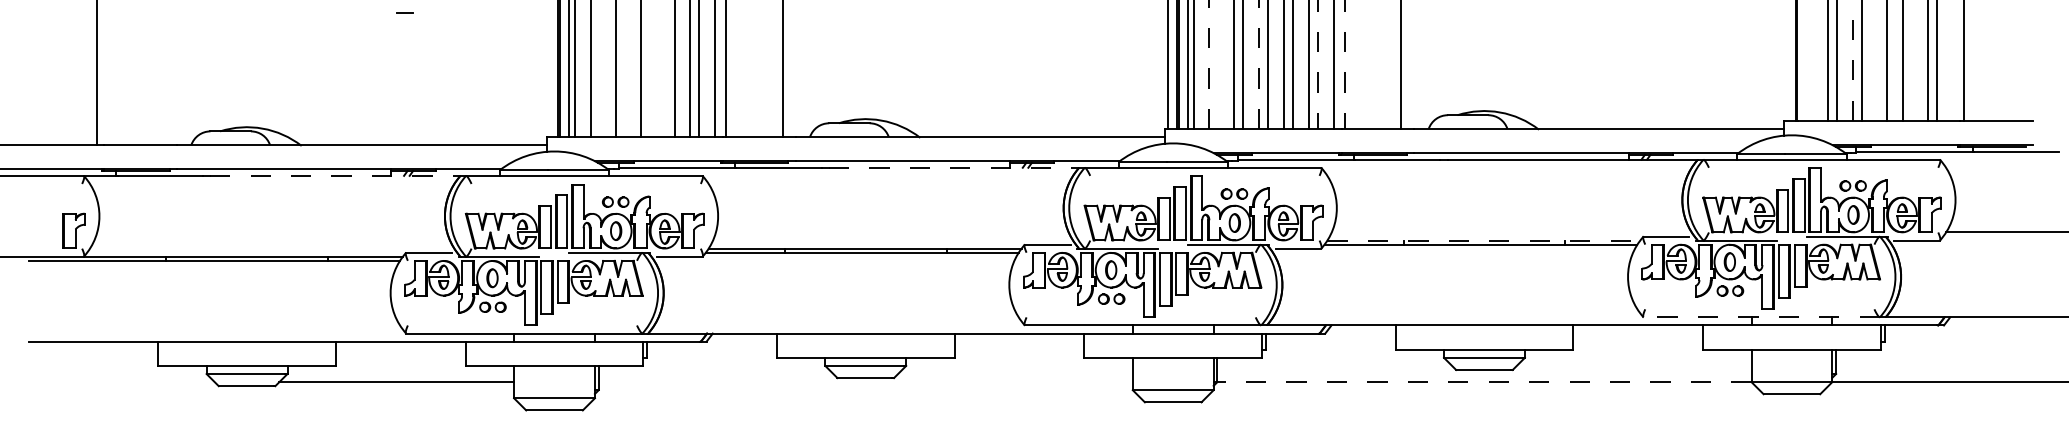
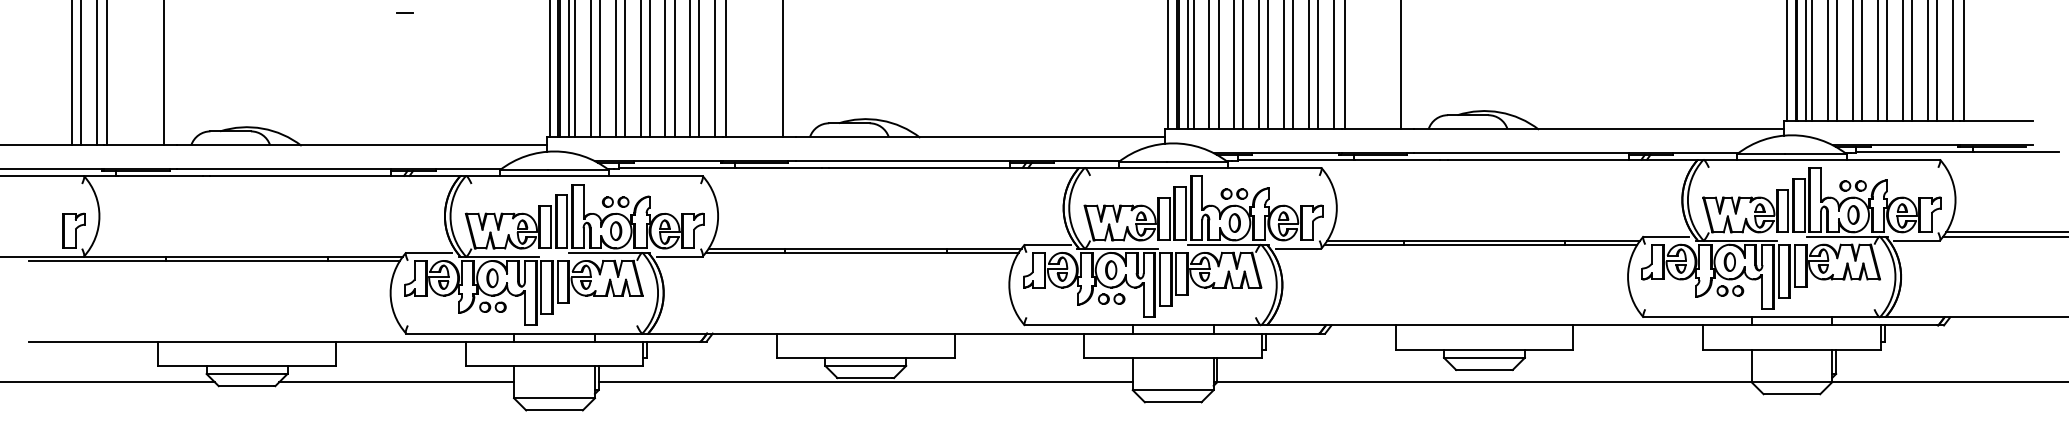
line: dashed -> solid (1853, 60)
line: none -> present (1786, 61)
line: none -> present (1806, 61)
line: none -> present (1812, 61)
line: none -> present (1877, 61)
line: none -> present (1911, 61)
line: none -> present (1952, 61)
line: dashed -> solid (1209, 64)
line: dashed -> solid (1259, 64)
line: dashed -> solid (1318, 64)
line: dashed -> solid (1344, 64)
line: none -> present (1218, 65)
line: none -> present (549, 69)
line: none -> present (599, 69)
line: none -> present (624, 69)
line: none -> present (649, 69)
line: none -> present (665, 69)
line: none -> present (71, 73)
line: none -> present (80, 73)
line: none -> present (107, 73)
line: none -> present (164, 73)
line: dashed -> solid (954, 167)
line: dashed -> solid (335, 175)
line: none -> present (2004, 236)
line: dashed -> solid (1484, 240)
line: dashed -> solid (1761, 317)
line: none -> present (108, 382)
line: none -> present (865, 382)
line: dashed -> solid (1483, 382)
